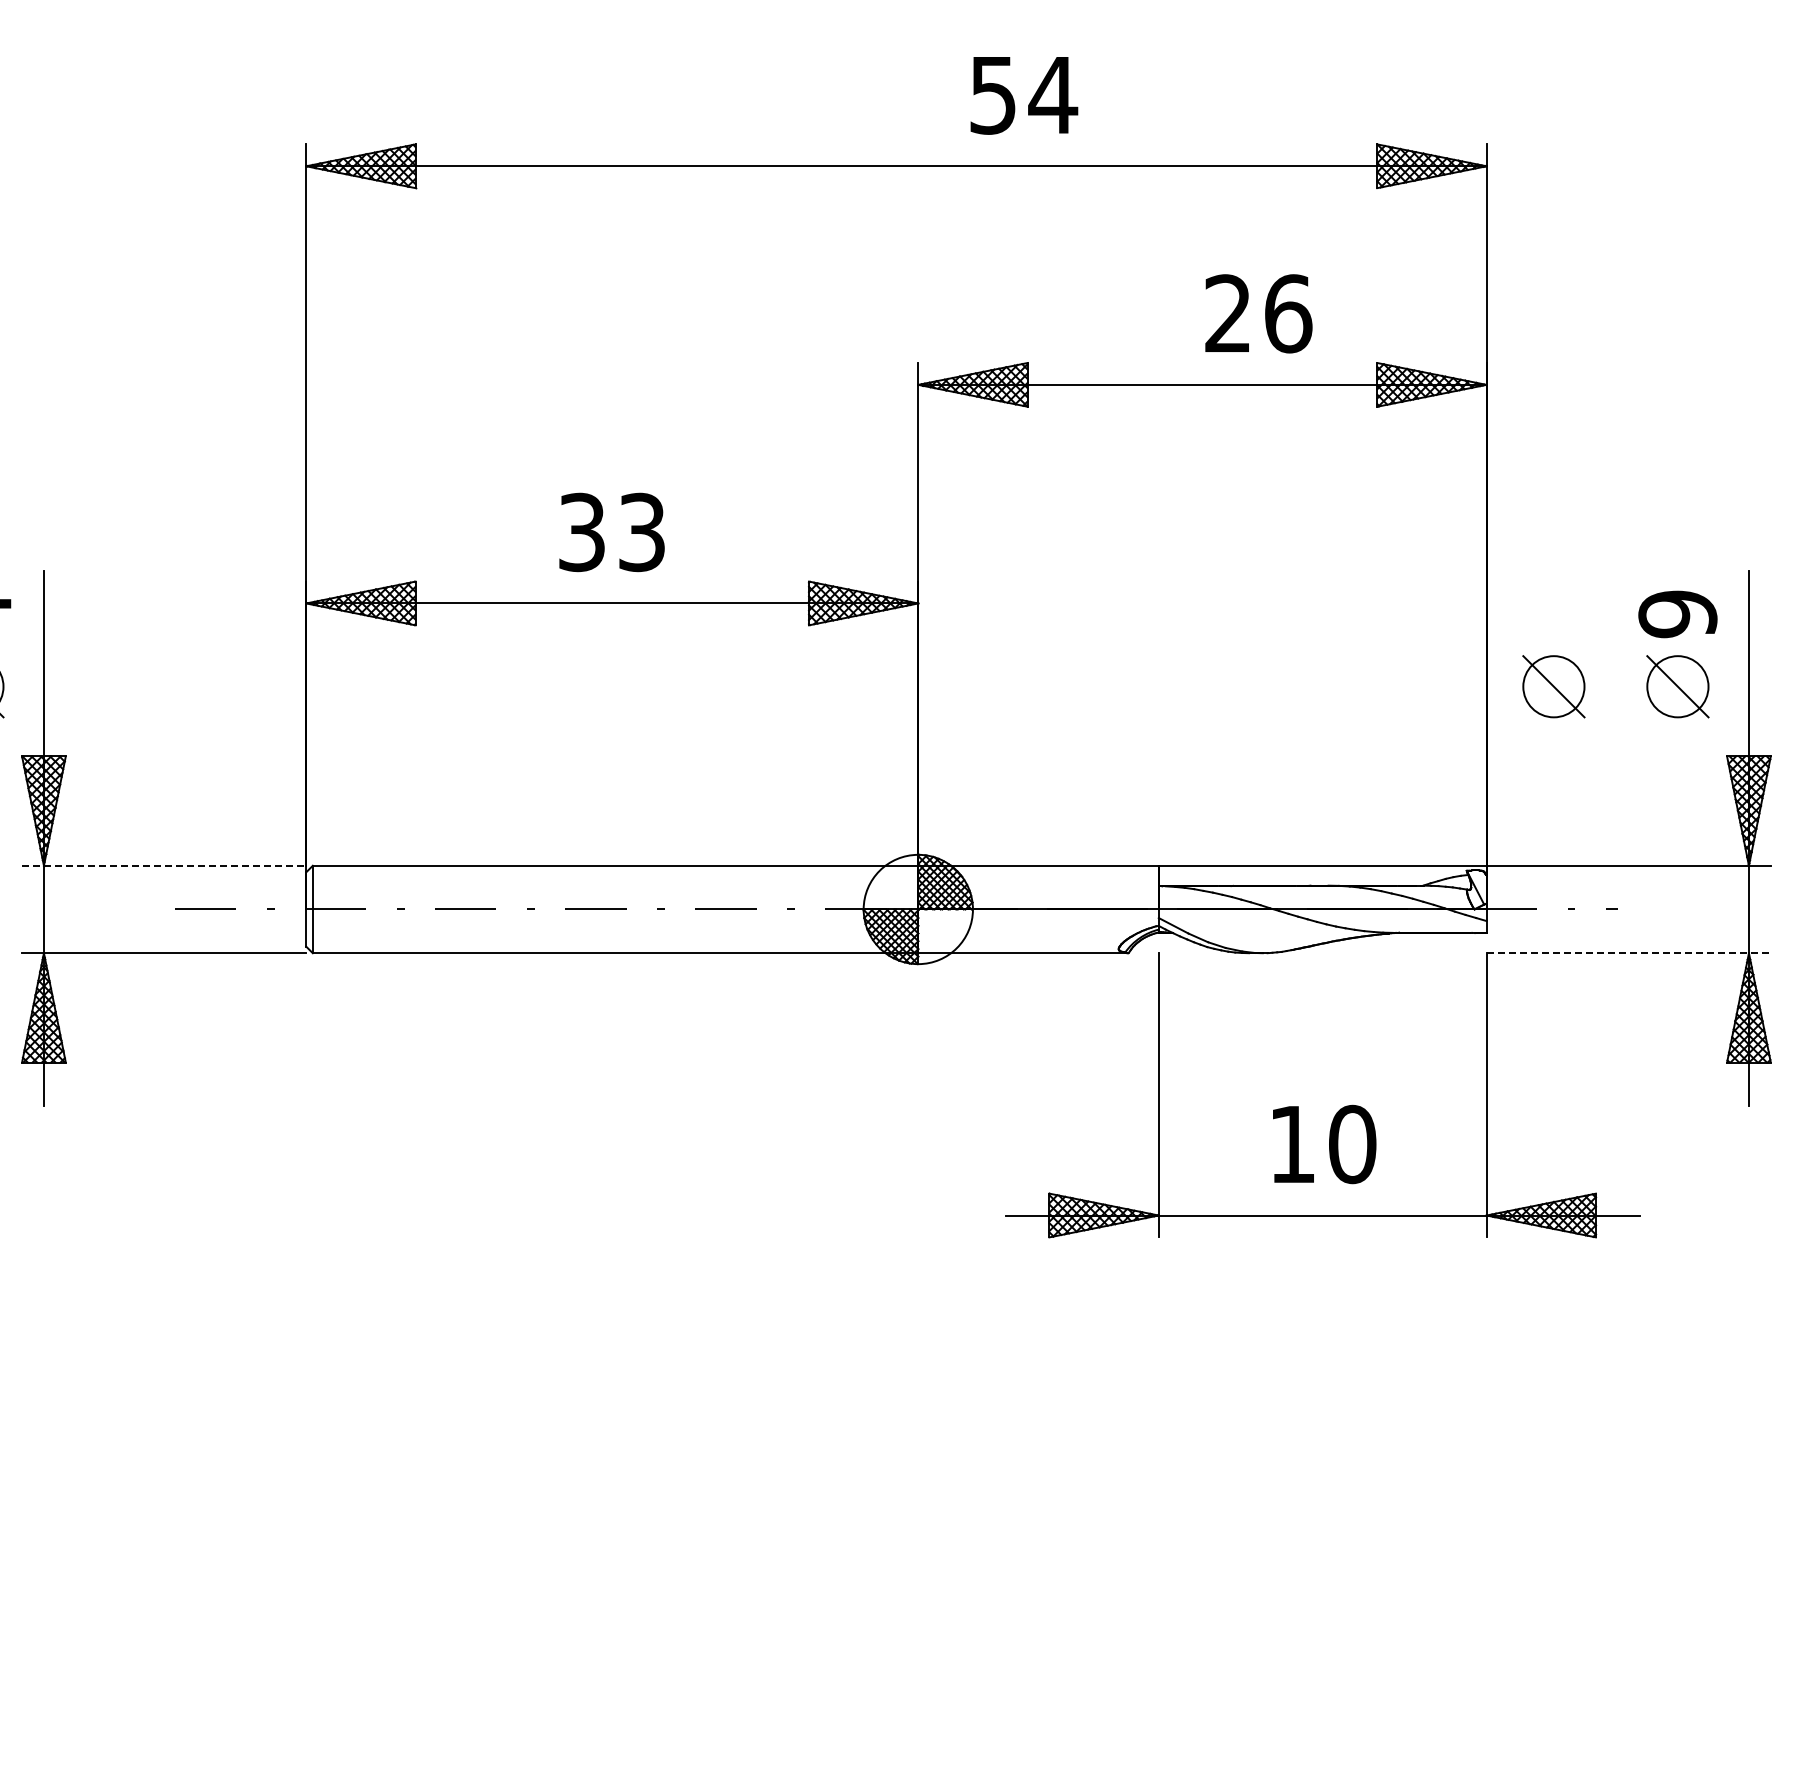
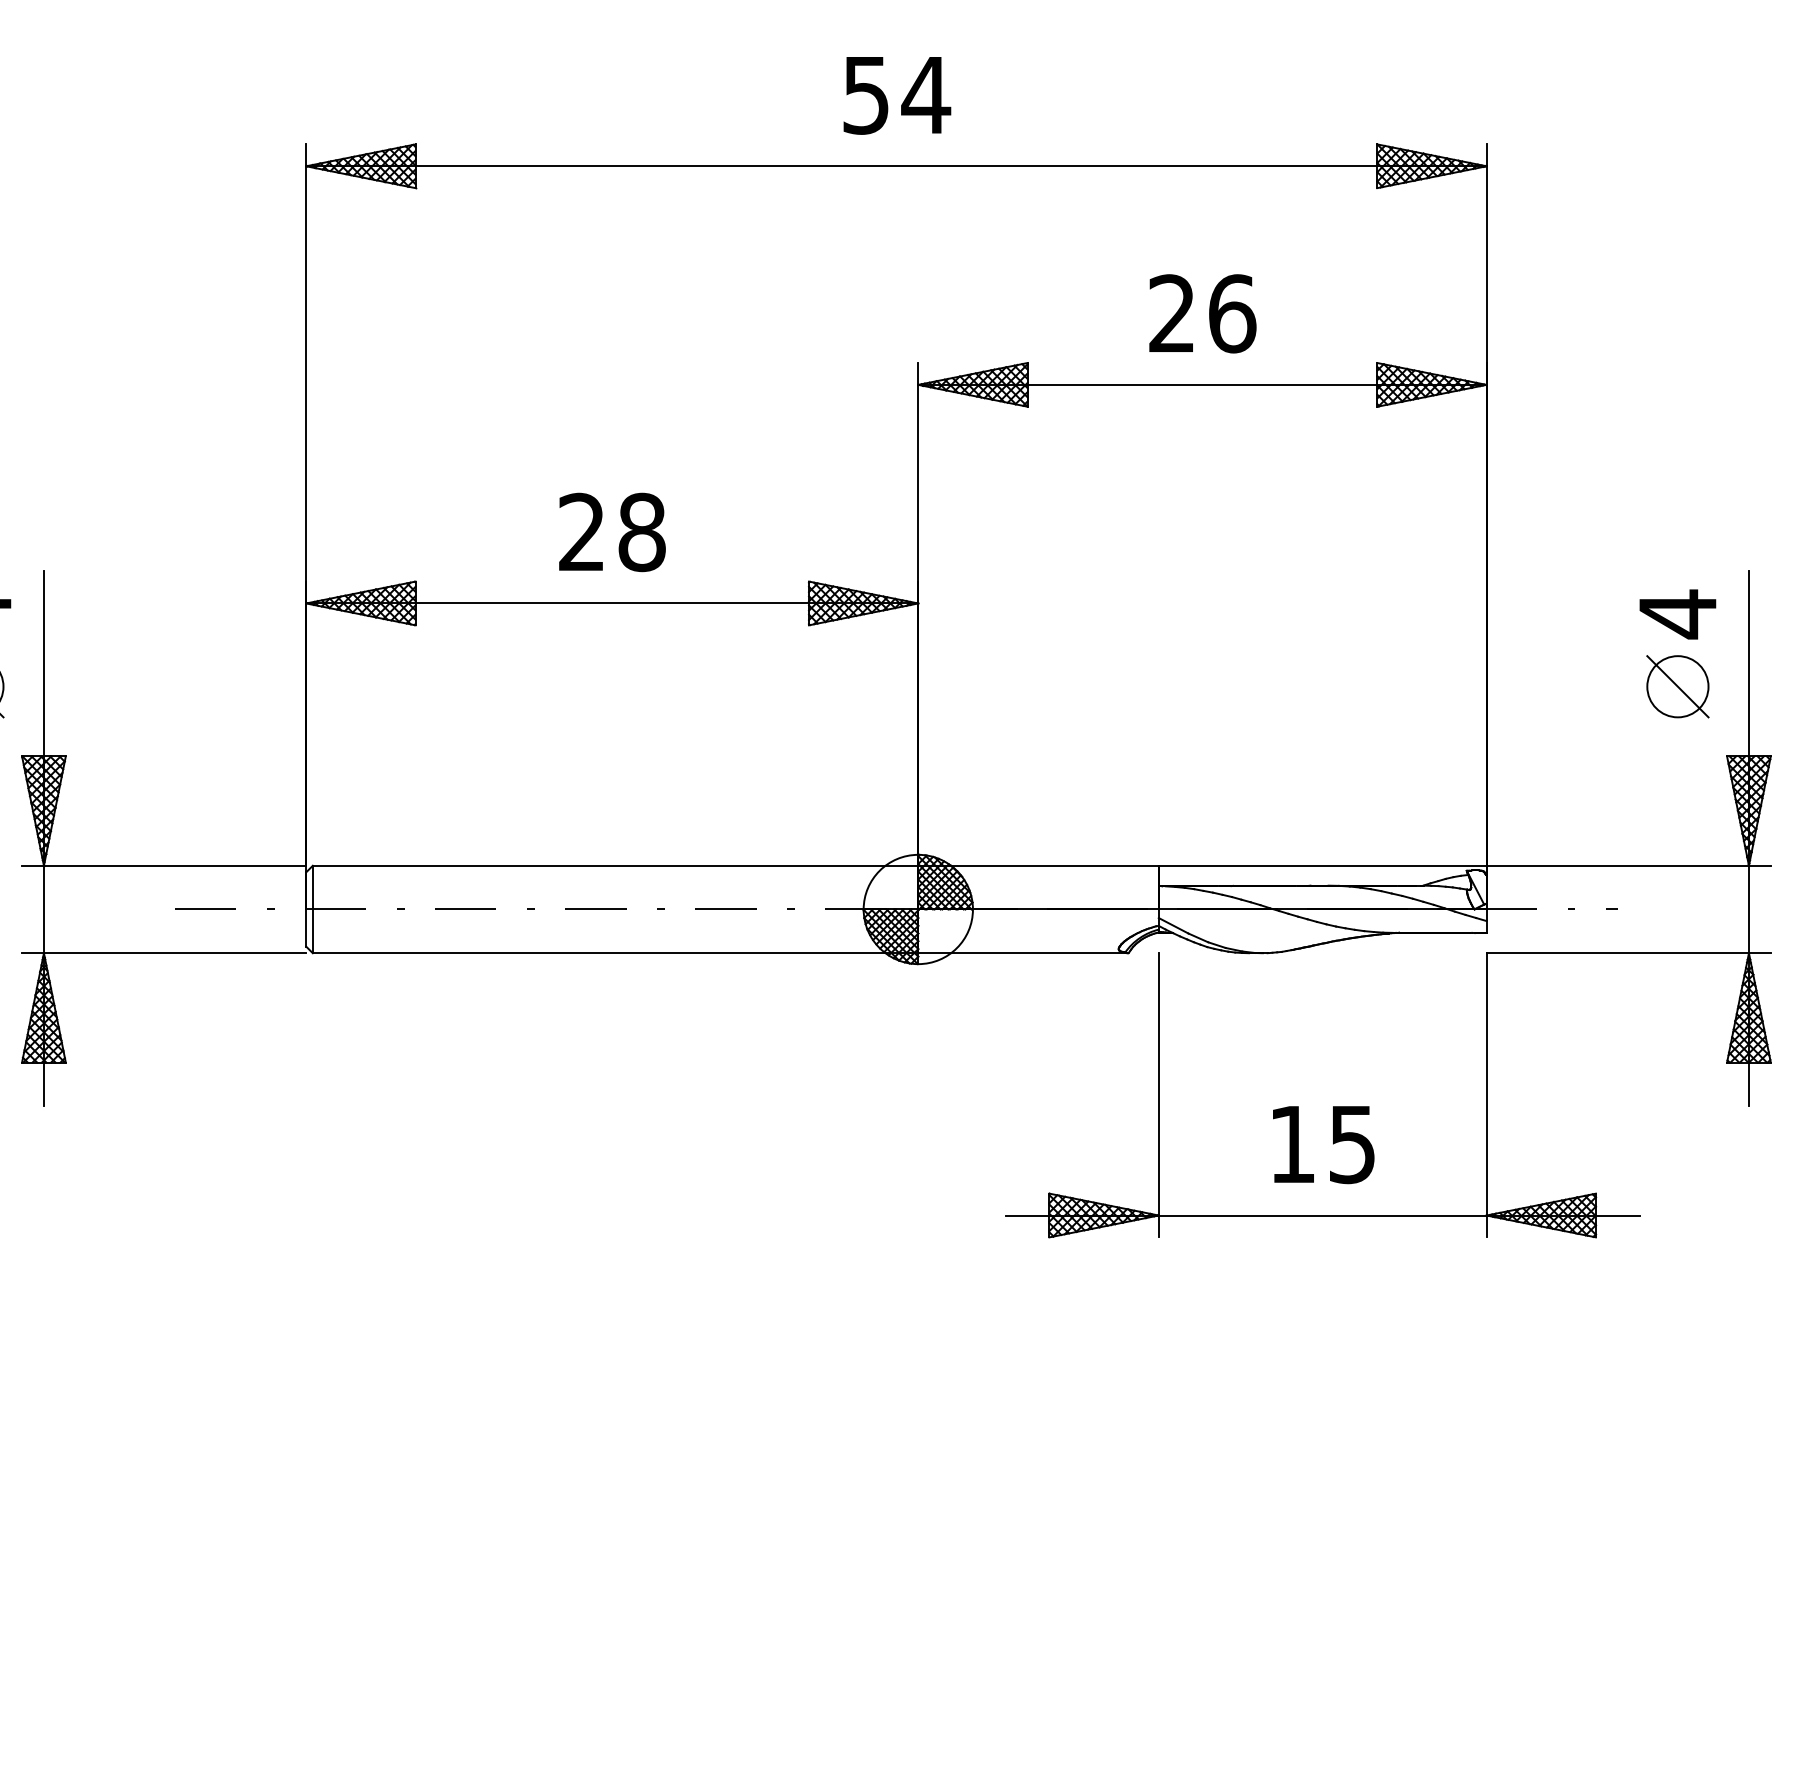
text position: (1024, 95) -> (897, 95) (897, 95)
text position: (1258, 313) -> (1202, 313) (1202, 313)
text: 33 -> 28 (612, 532)
text: 9 -> 4 (1677, 614)
part: present -> none (1553, 686)
line: dashed -> solid (164, 865)
line: dashed -> solid (1629, 953)
text: 10 -> 15 (1352, 1144)
